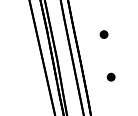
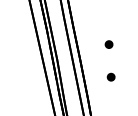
part position: (103, 34) -> (108, 44) (108, 44)
